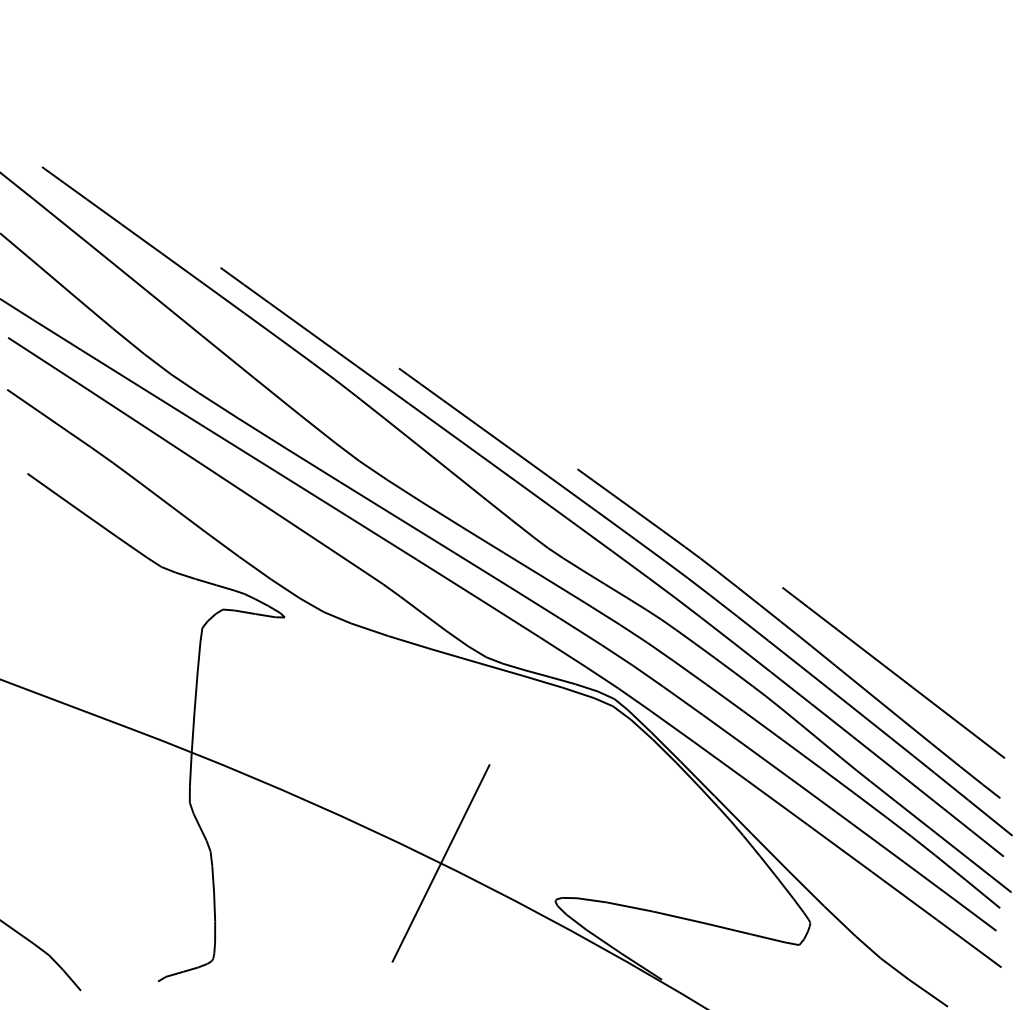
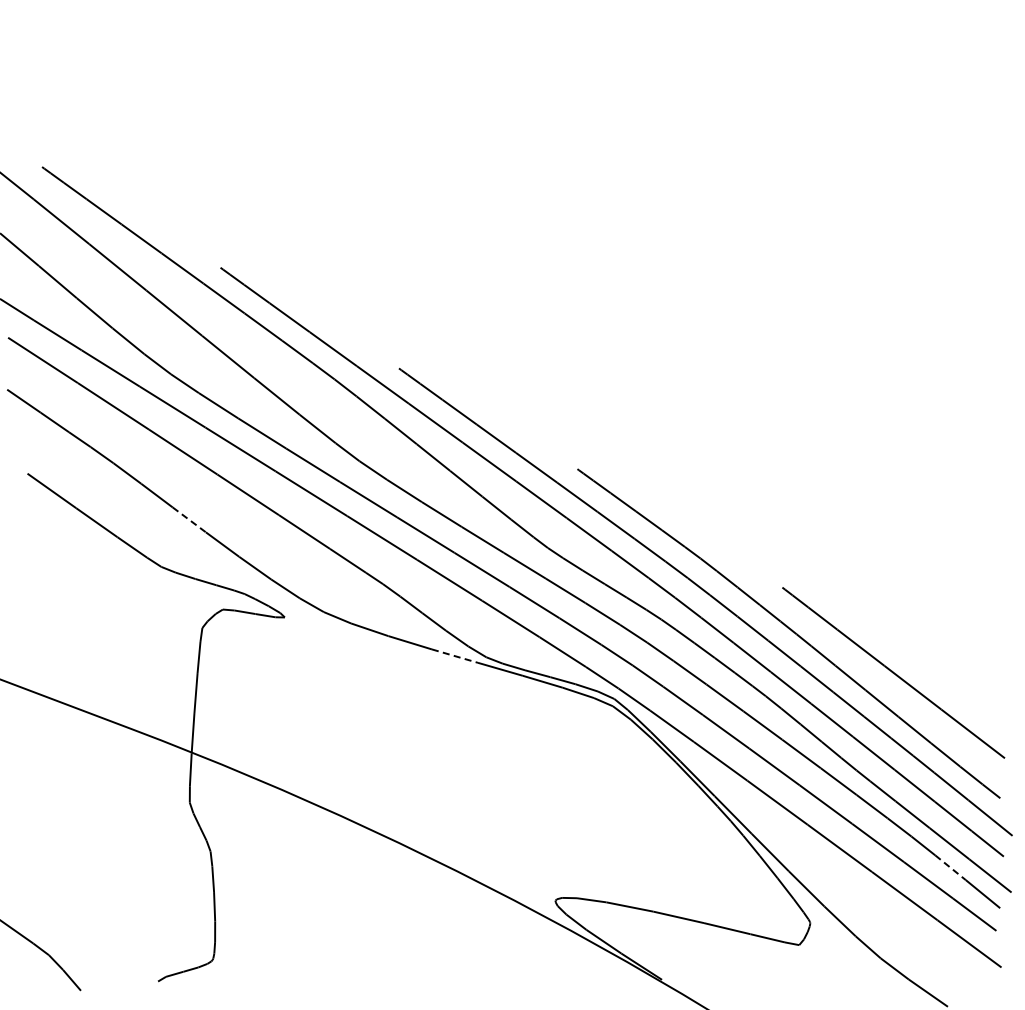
line: solid -> dashed (189, 519)
line: solid -> dashed (454, 656)
line: present -> none (440, 863)
line: solid -> dashed (950, 867)
